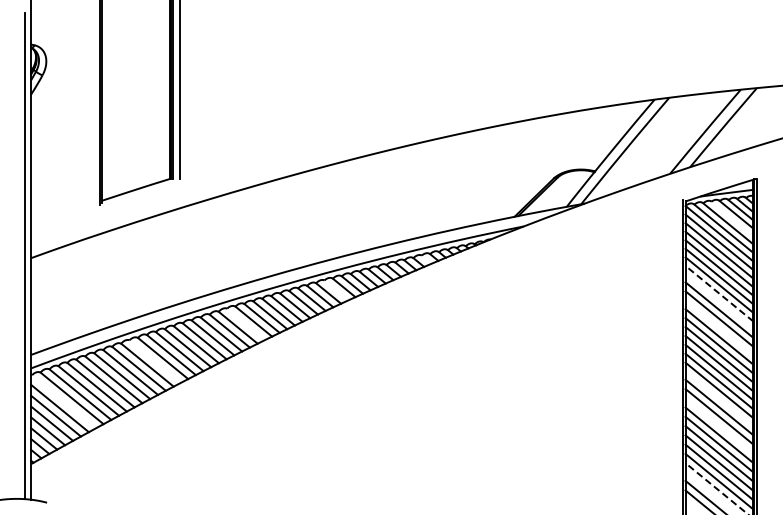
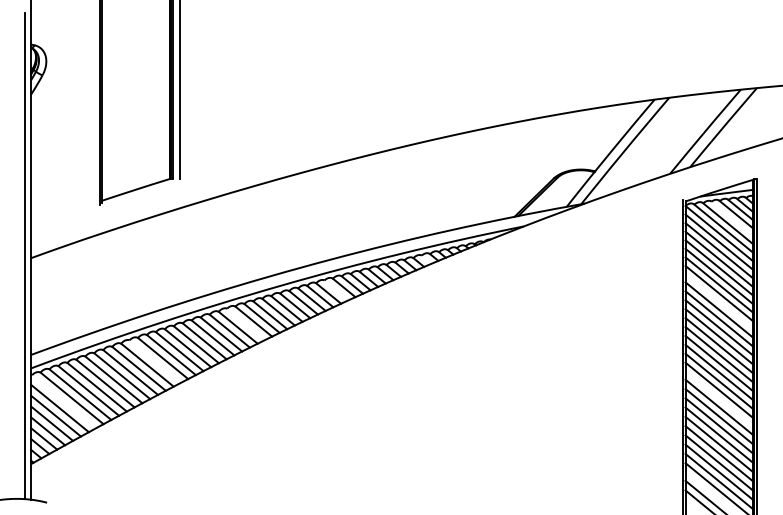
line: dashed -> solid (719, 293)
line: none -> present (719, 327)
line: none -> present (719, 425)
line: dashed -> solid (717, 489)
